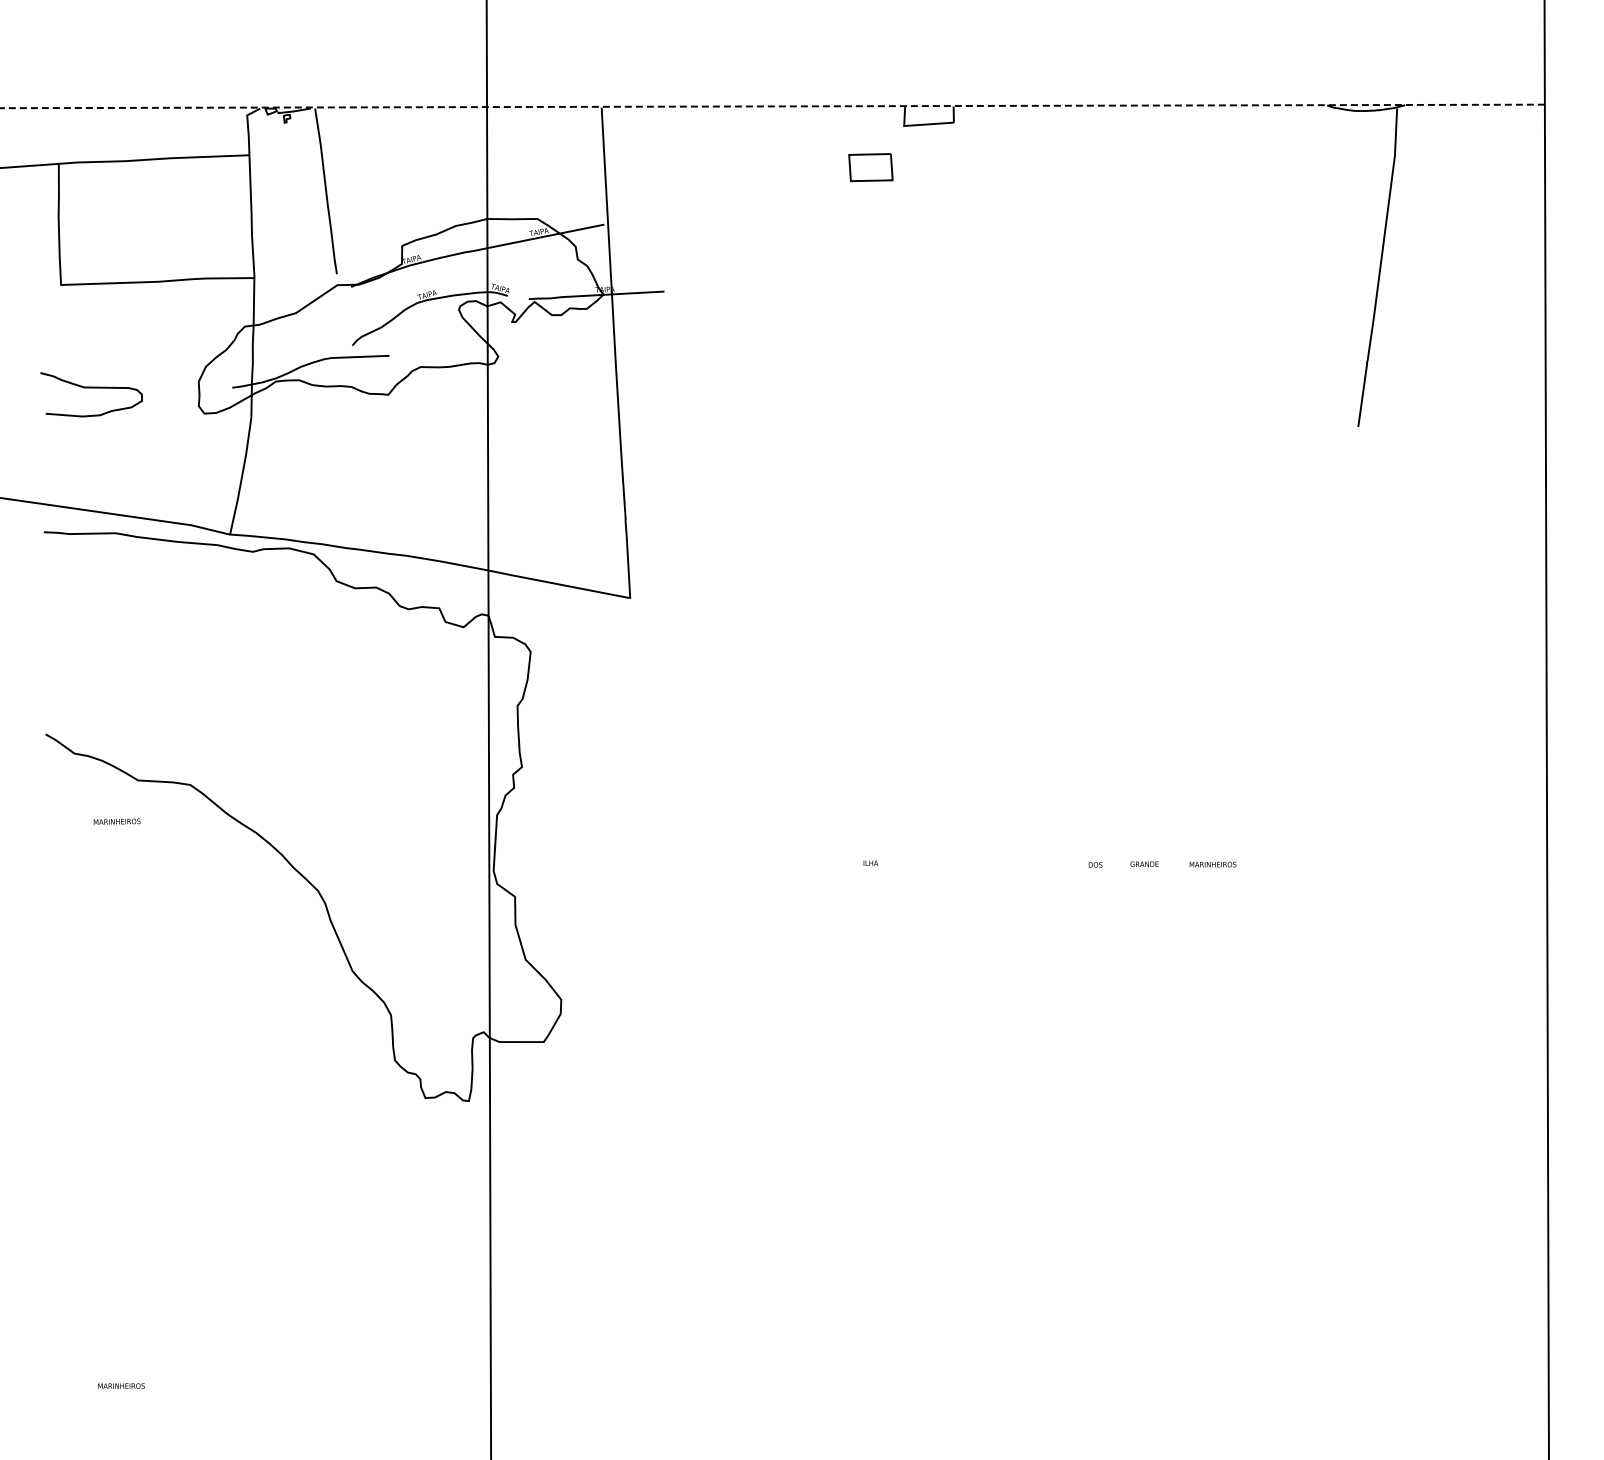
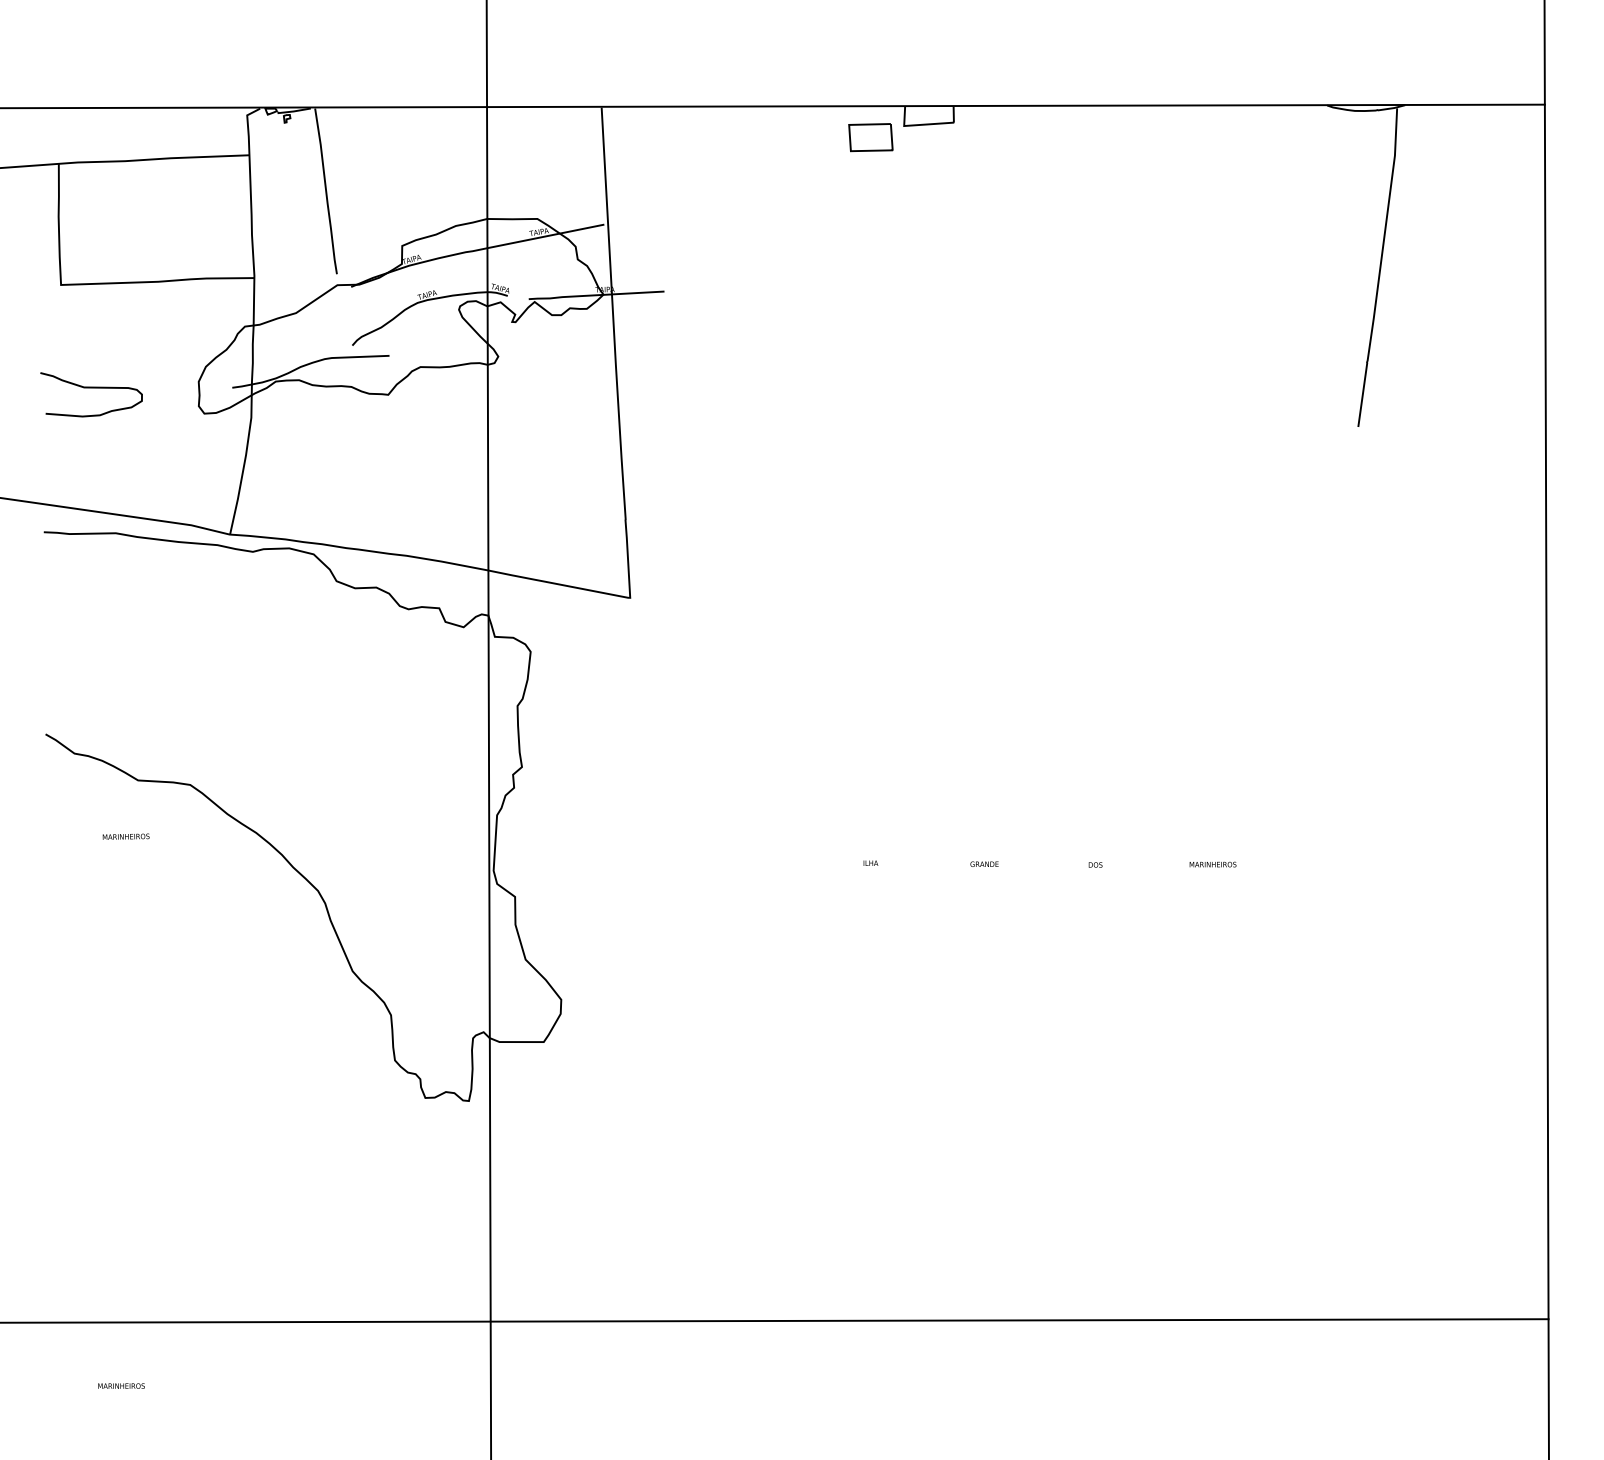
line: dashed -> solid (771, 106)
part position: (870, 167) -> (870, 137) (870, 137)
text position: (116, 821) -> (125, 836) (125, 836)
text position: (1144, 863) -> (984, 863) (984, 863)
line: none -> present (775, 1320)
